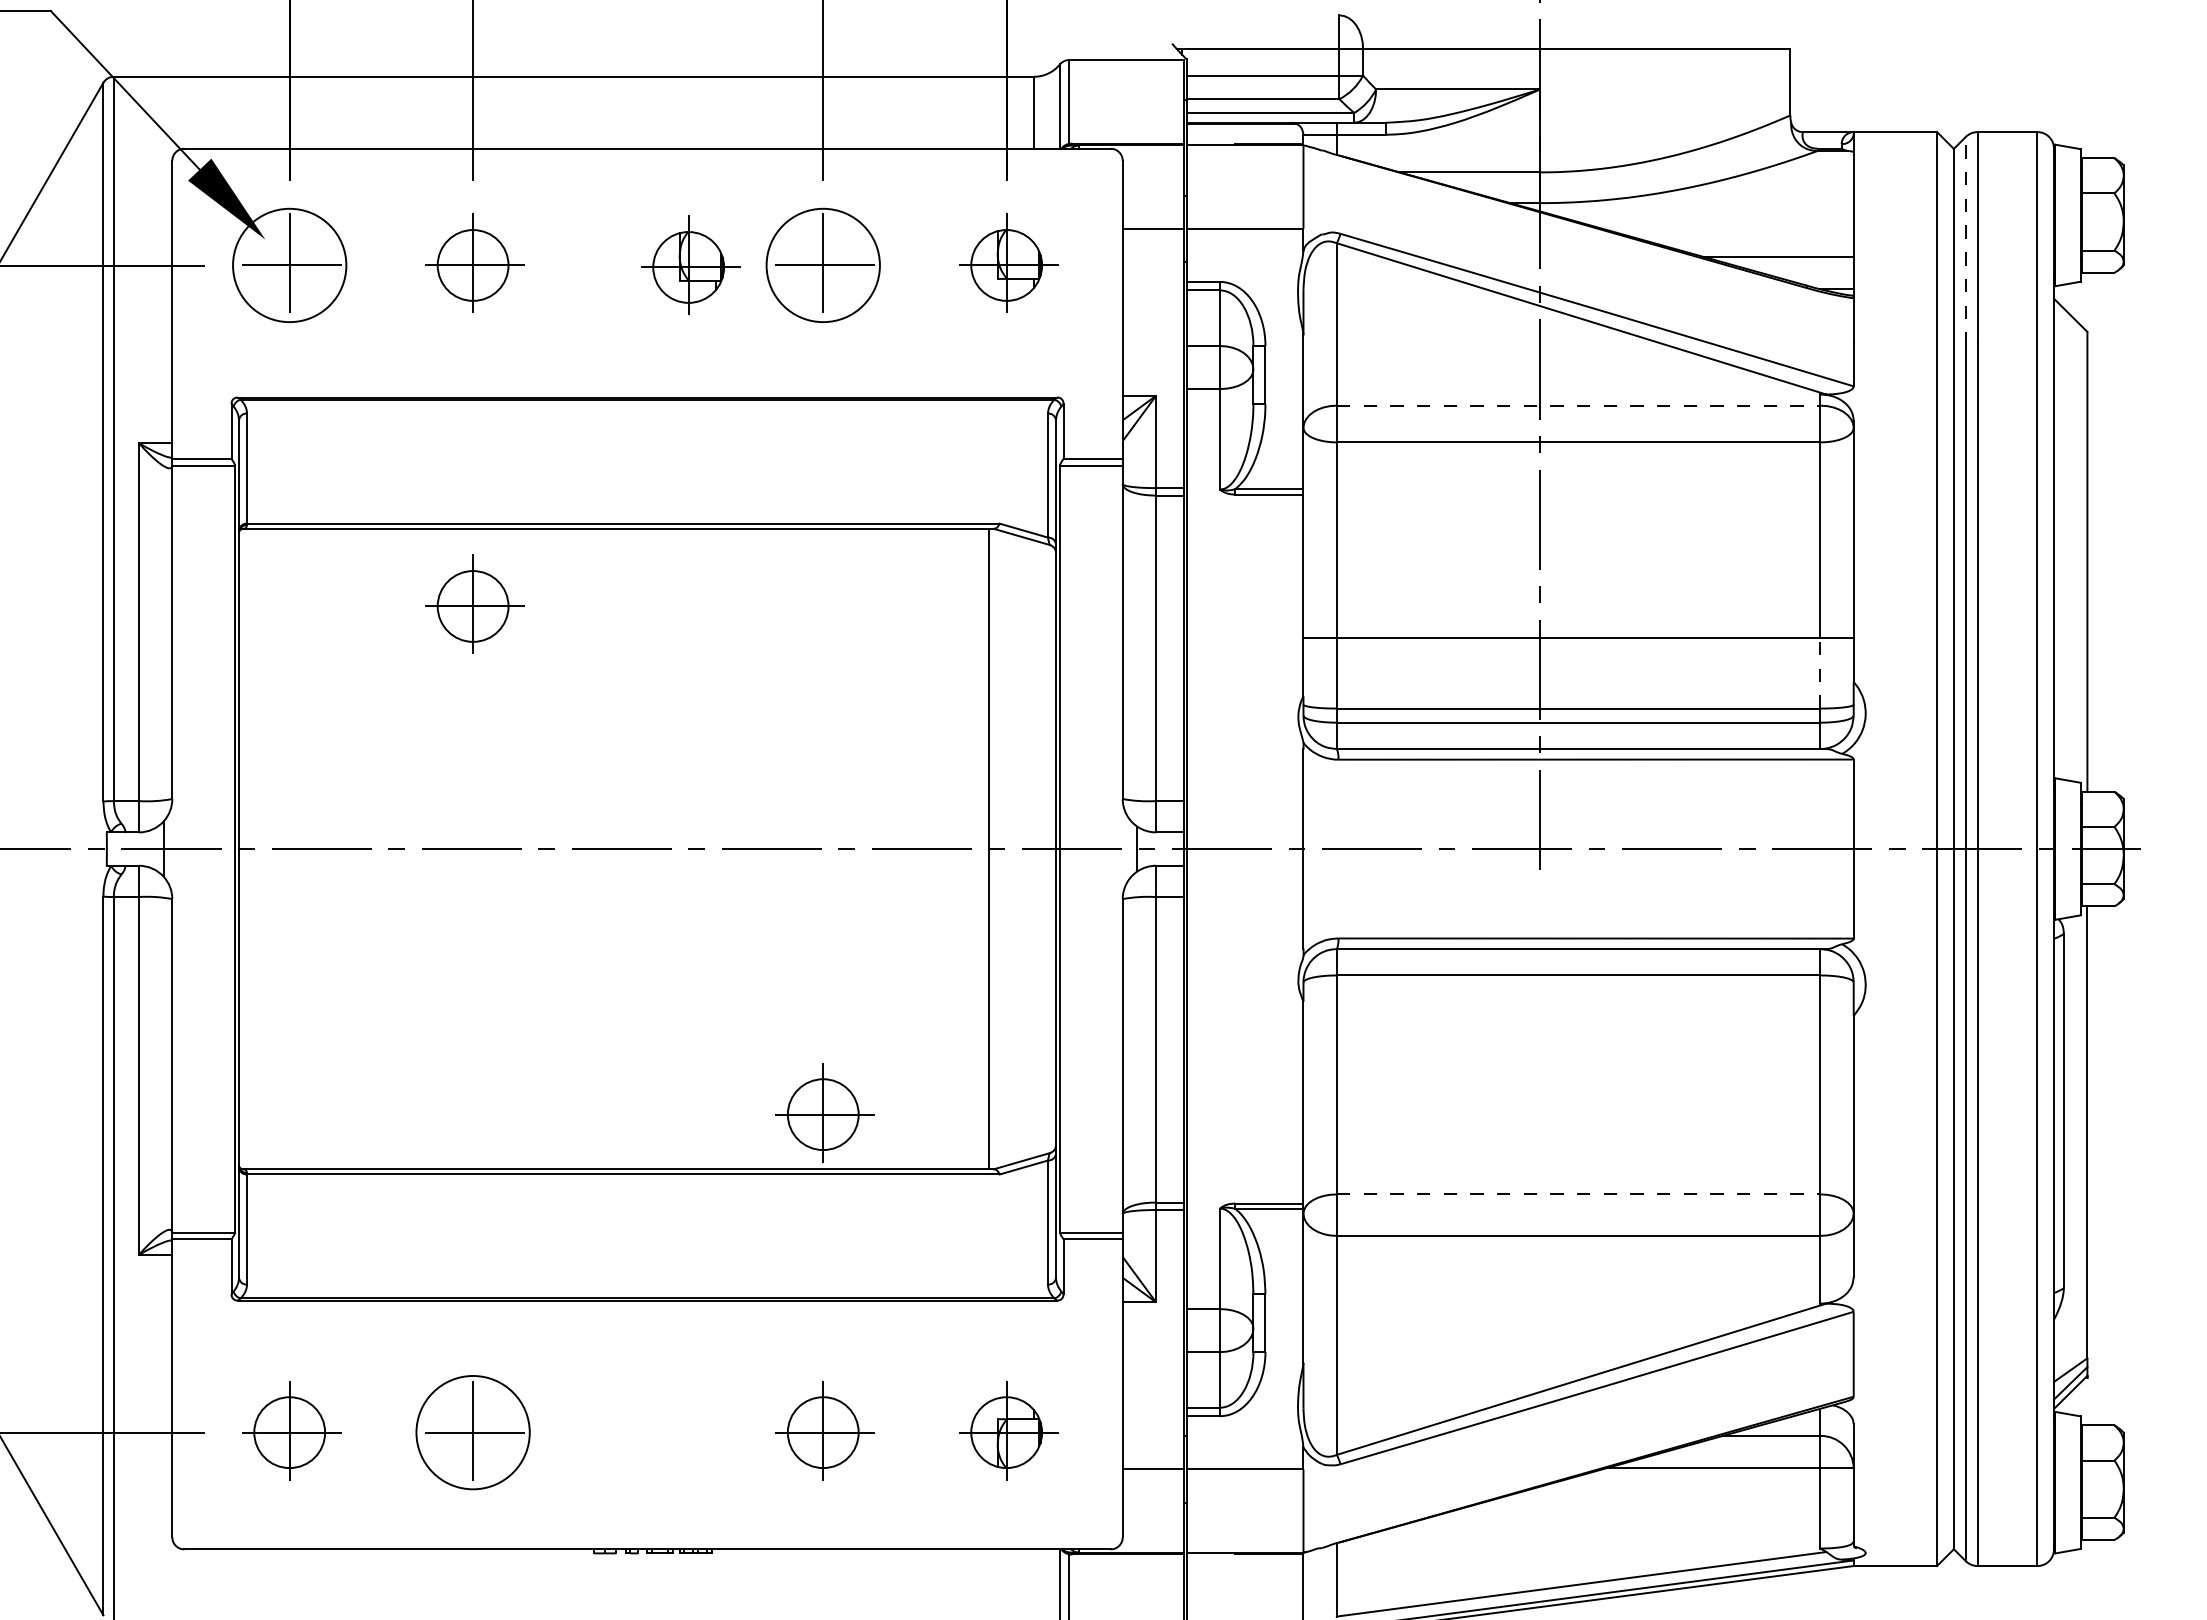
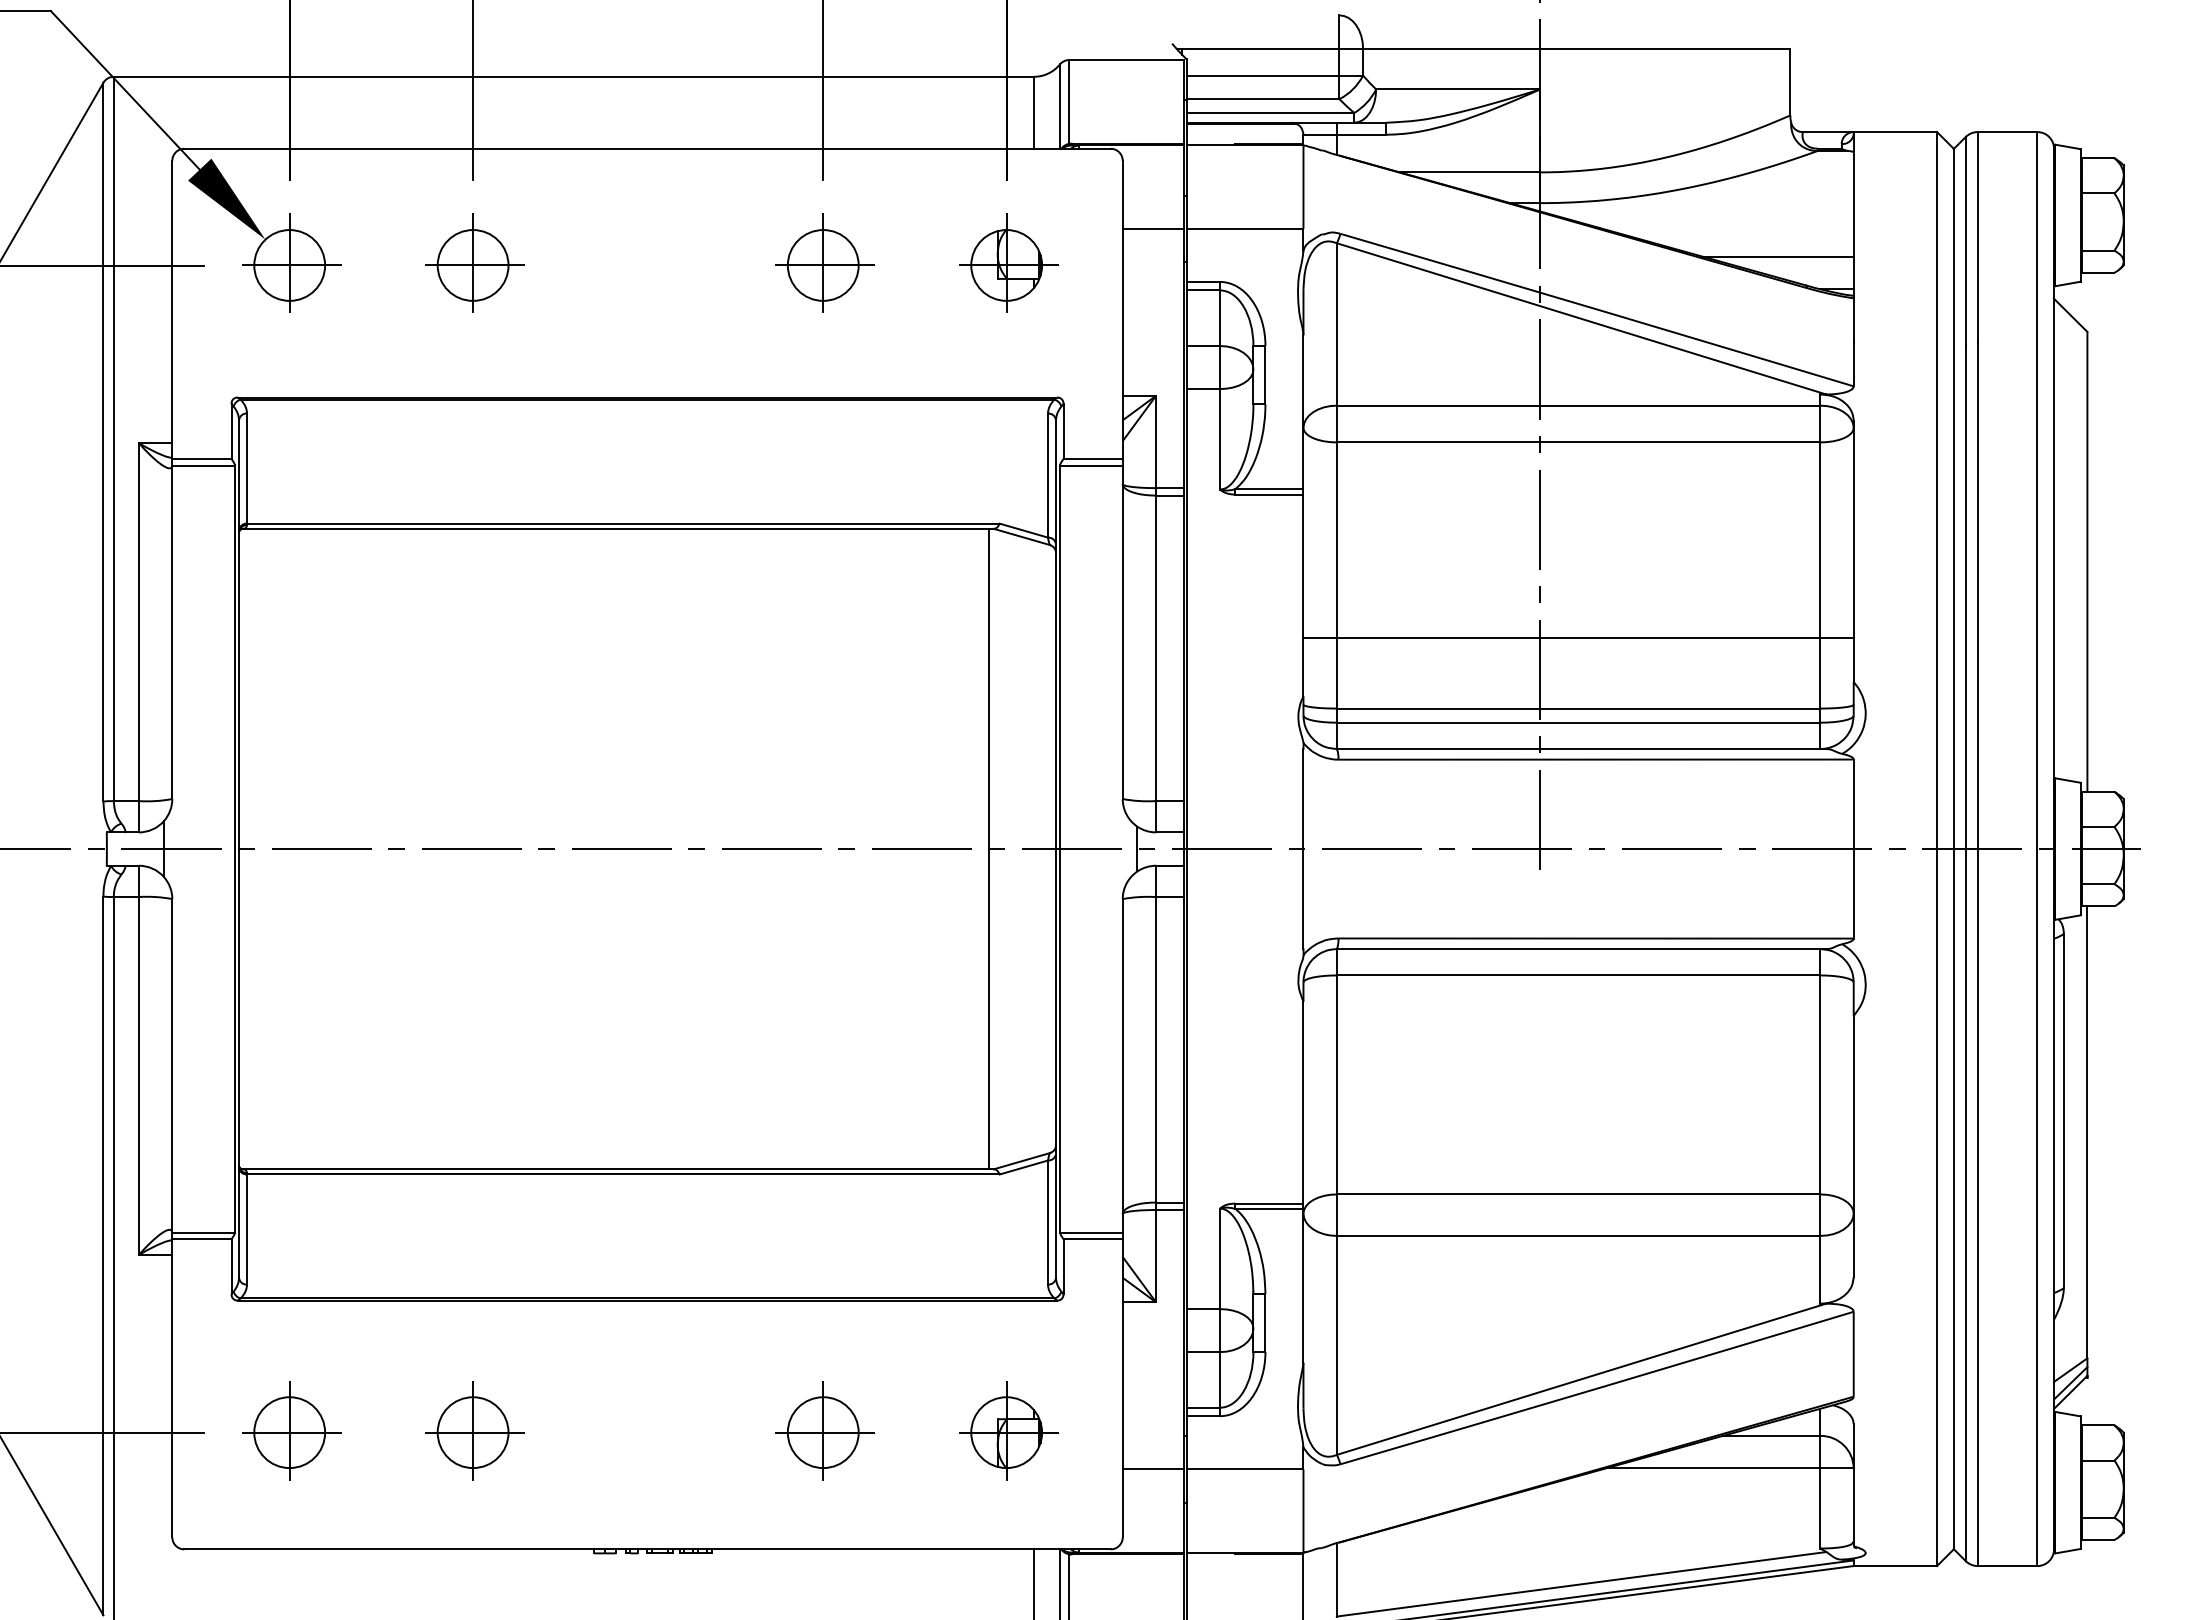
line: dashed -> solid (1965, 240)
part: present -> none (690, 264)
circle diameter: 113 px -> 71 px (289, 265)
circle diameter: 113 px -> 71 px (822, 265)
line: dashed -> solid (1578, 405)
part: present -> none (474, 603)
line: dashed -> solid (1820, 673)
part: present -> none (824, 1112)
line: dashed -> solid (1578, 1194)
circle diameter: 113 px -> 71 px (472, 1432)
line: none -> present (1034, 1582)
